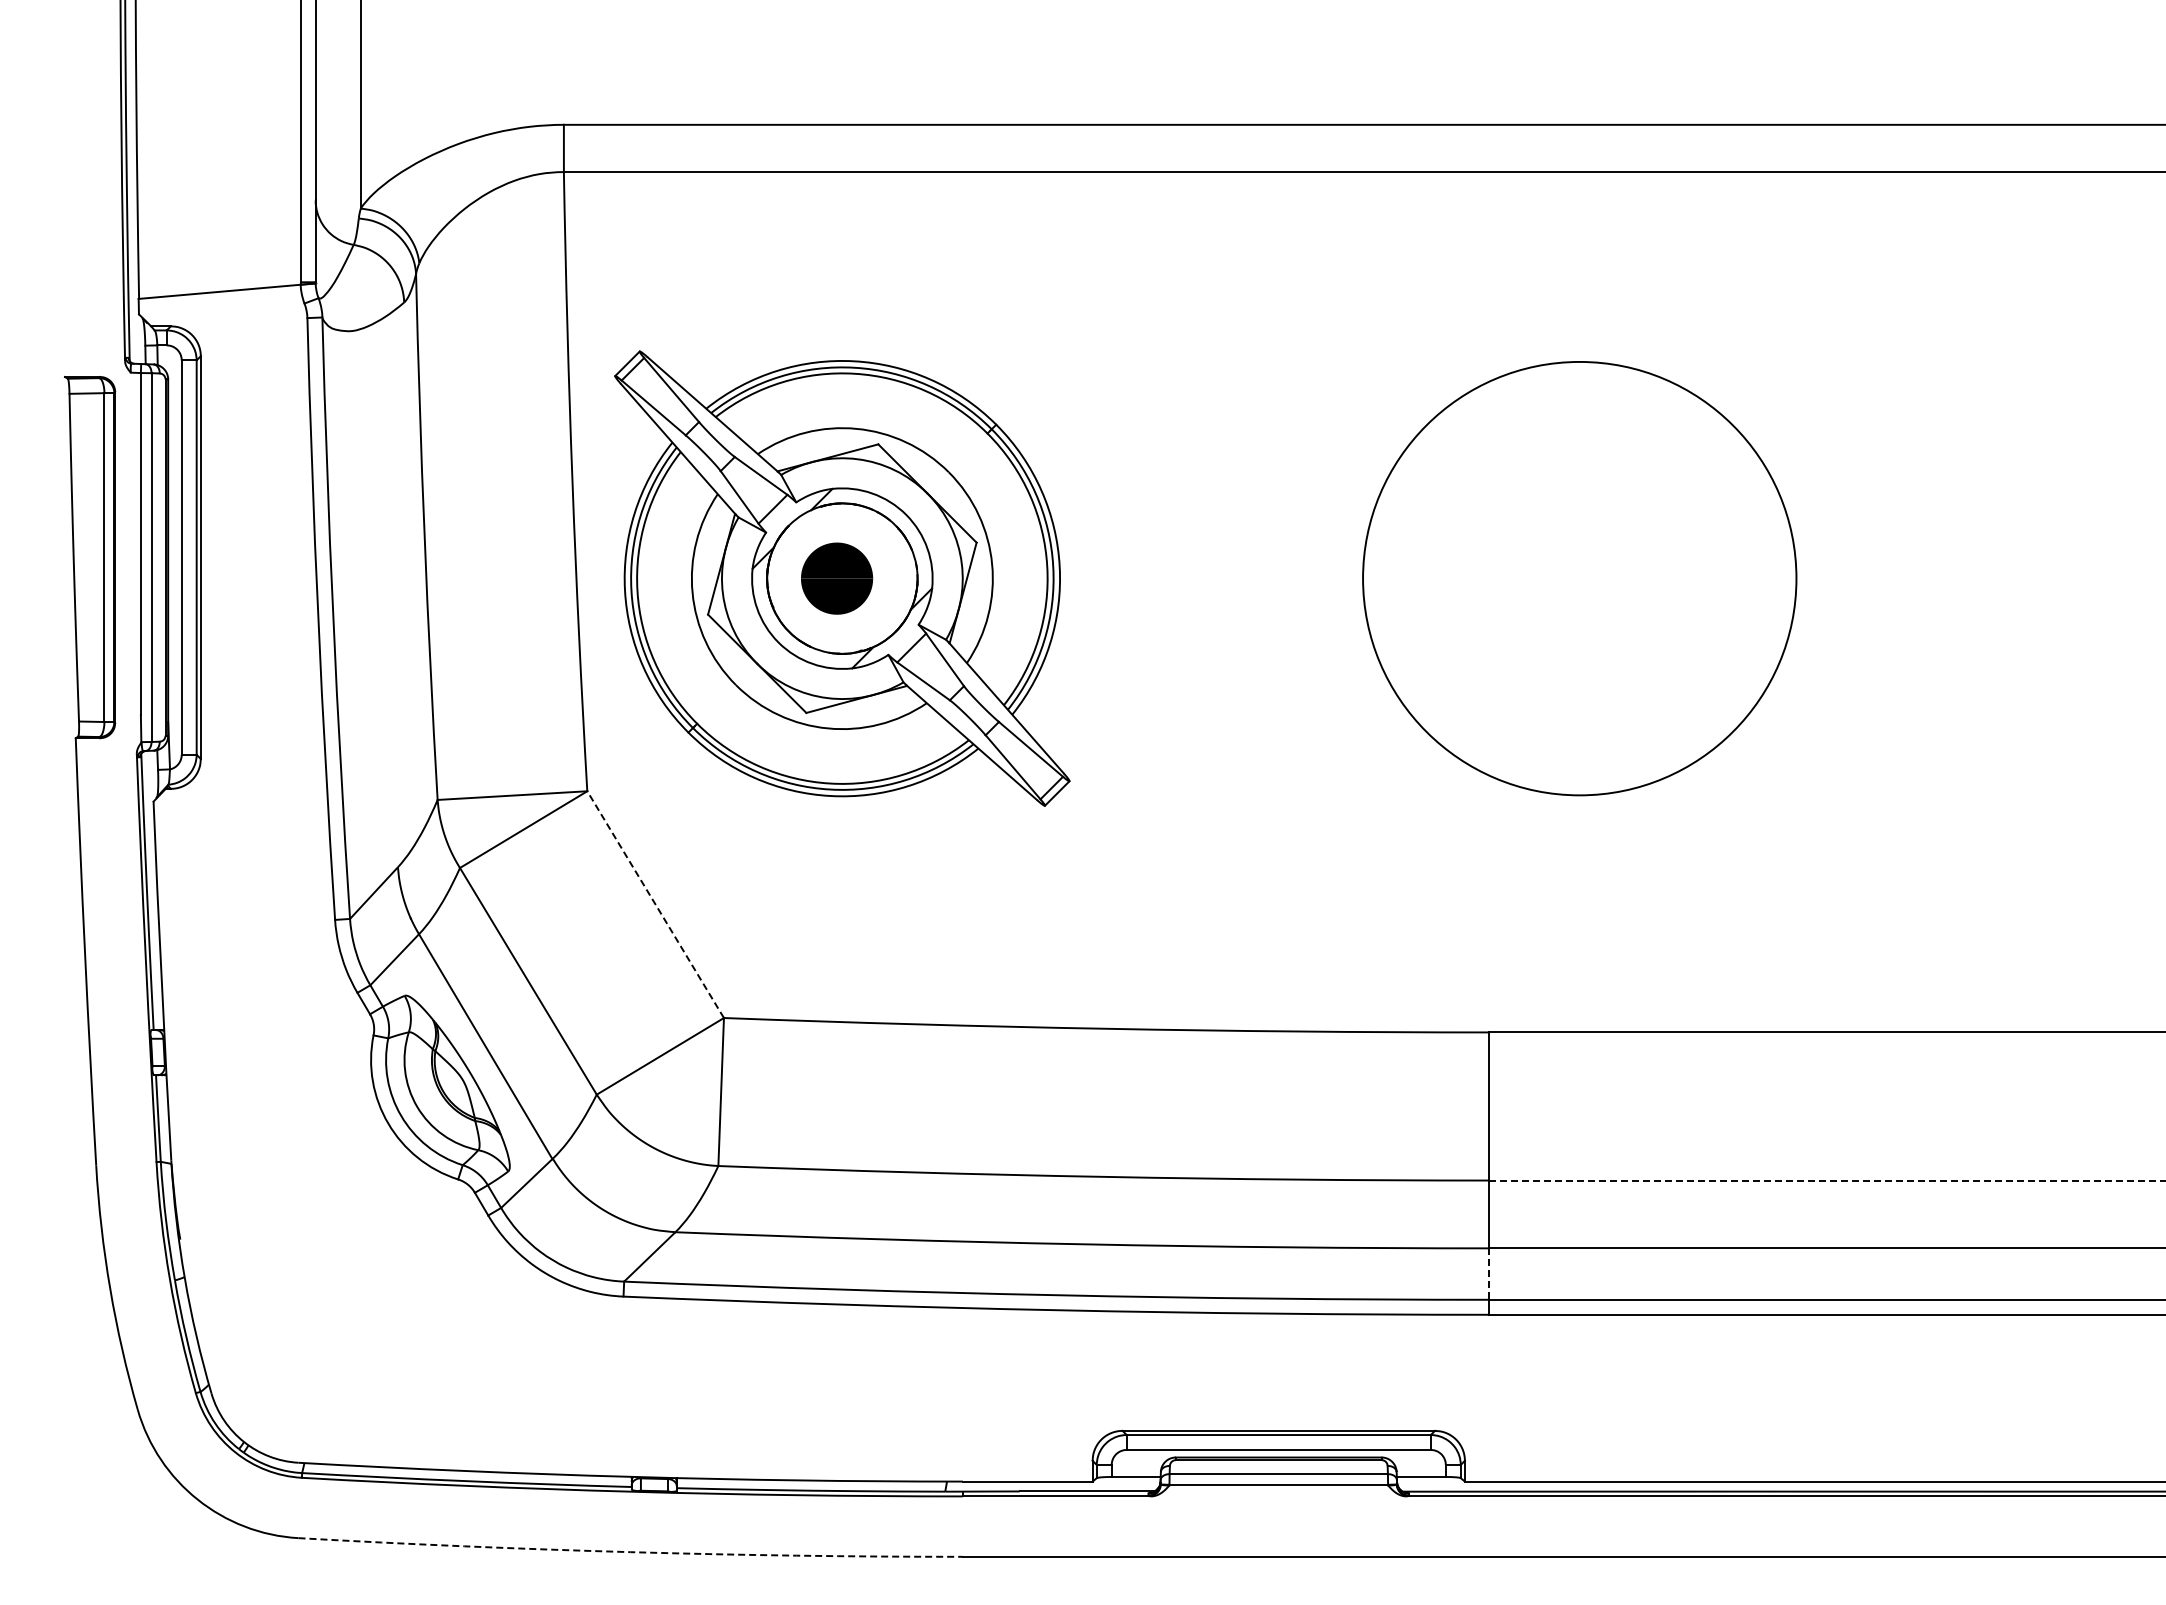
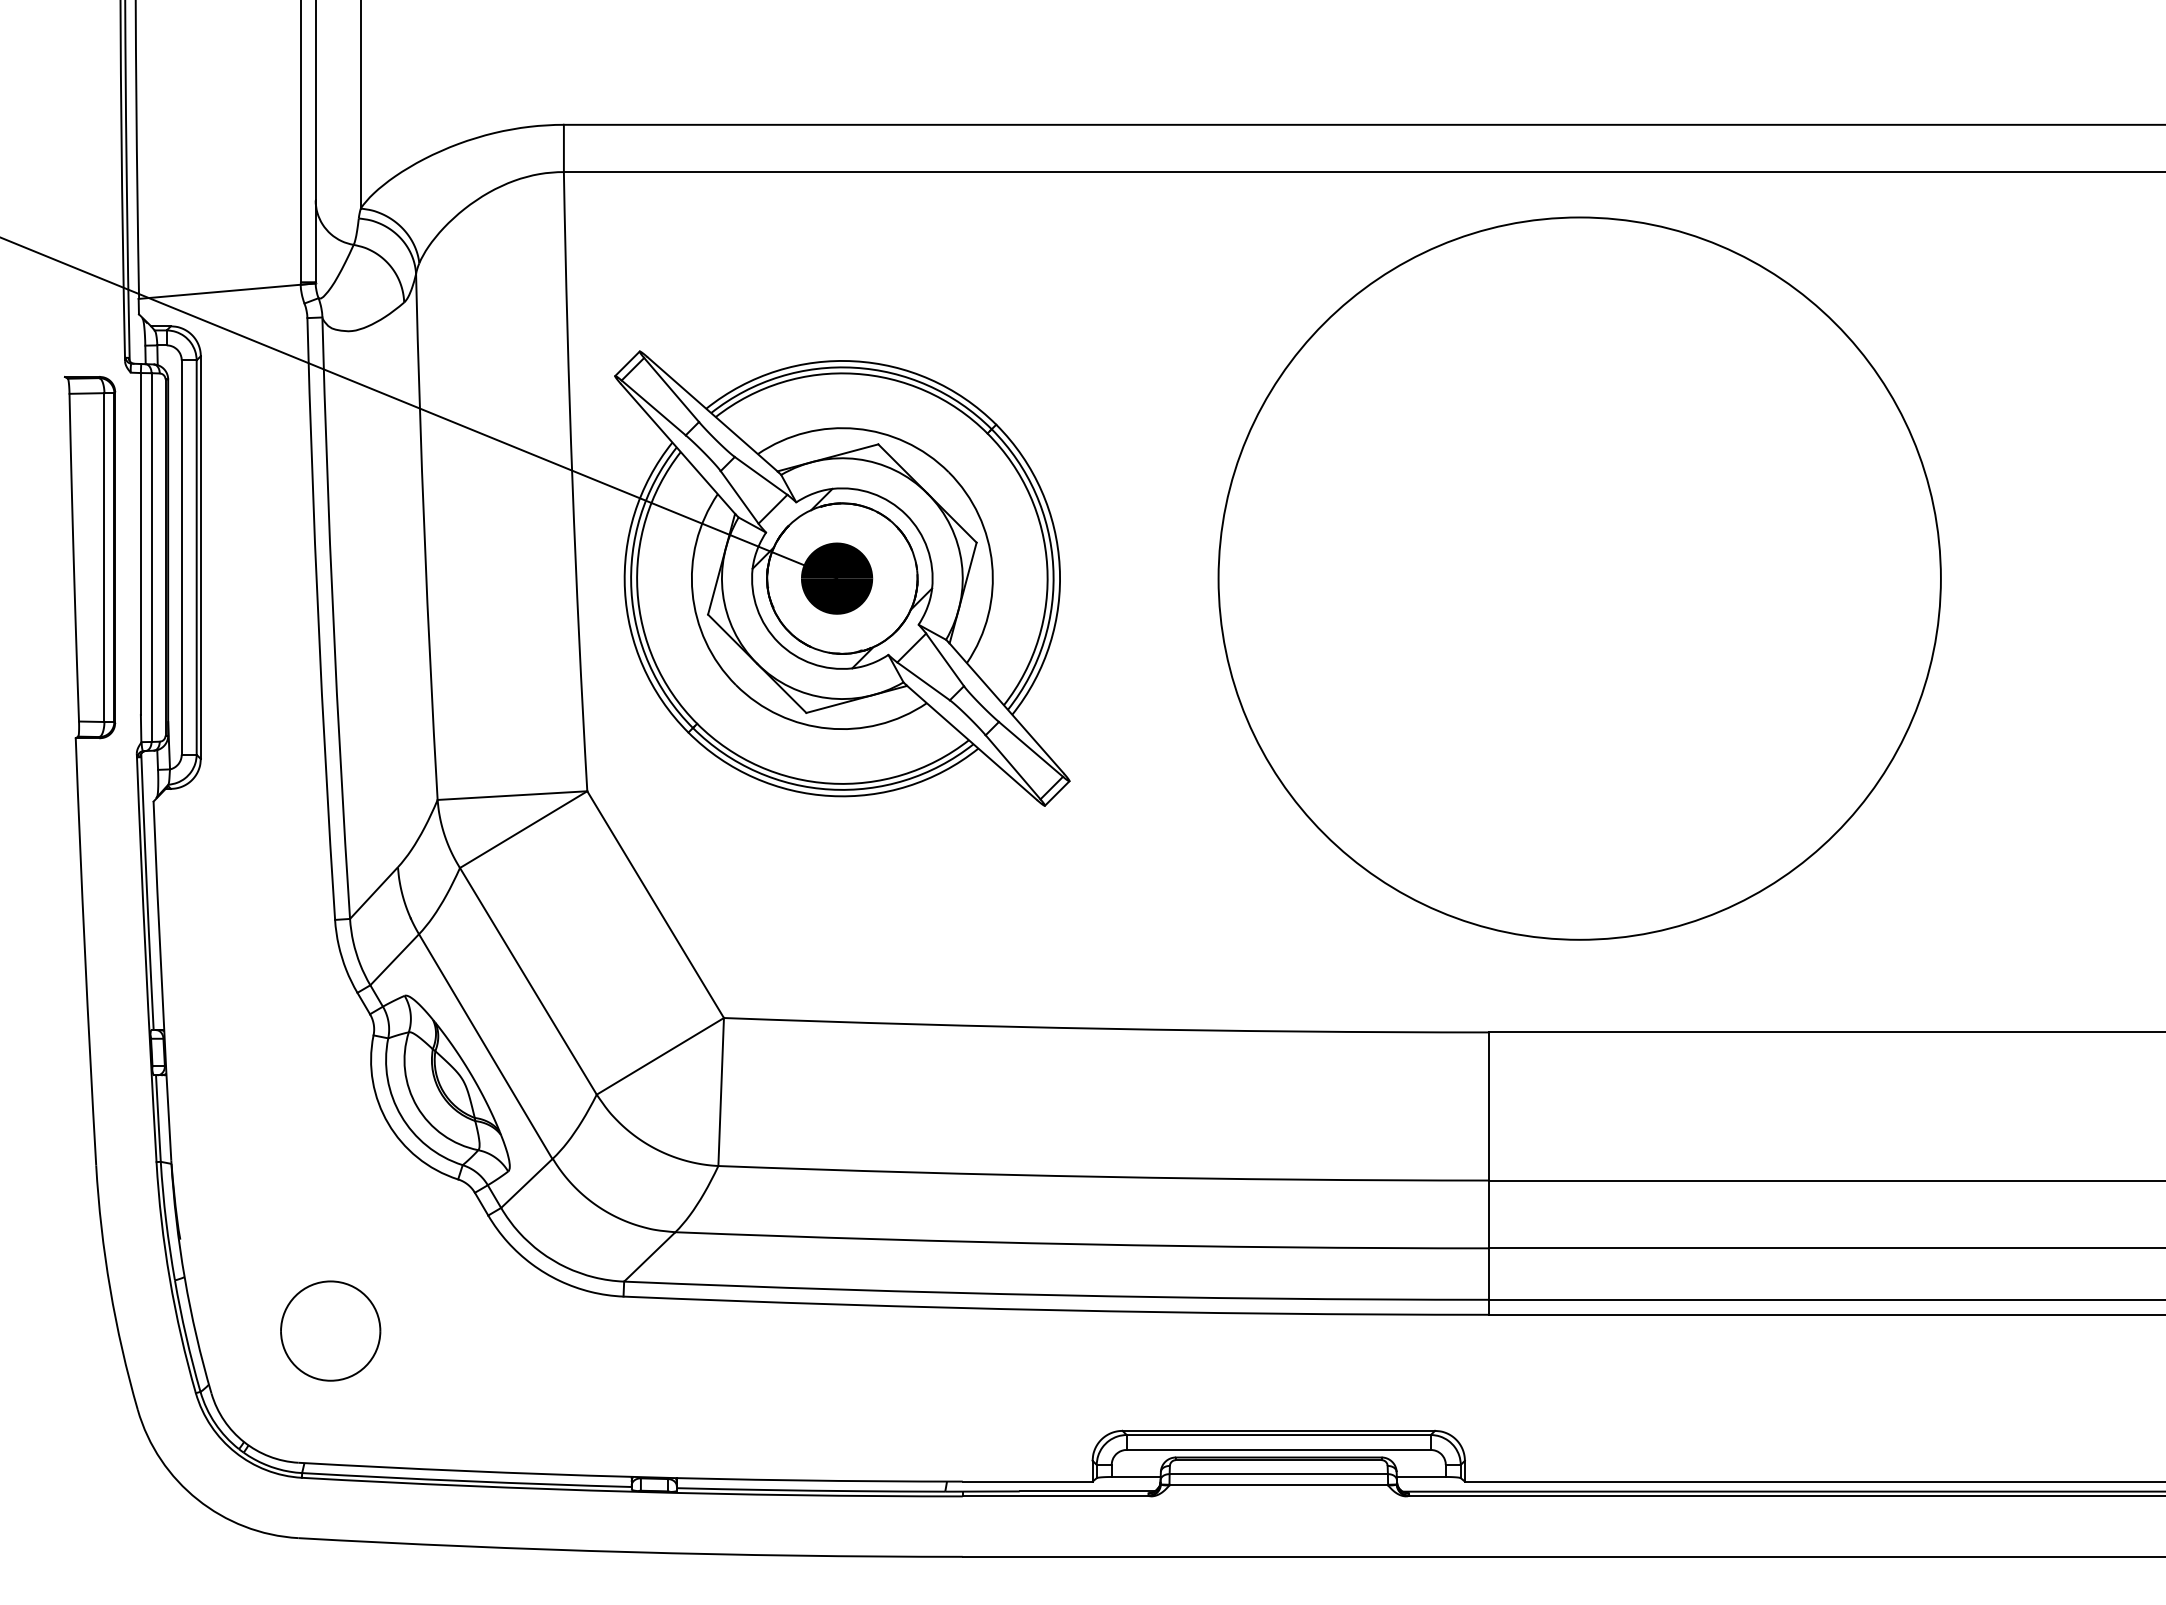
line: none -> present (419, 408)
circle diameter: 433 px -> 722 px (1579, 578)
line: dashed -> solid (655, 904)
line: dashed -> solid (1827, 1180)
line: dashed -> solid (1489, 1274)
part: none -> present (330, 1330)
arc: dashed -> solid (630, 1552)
